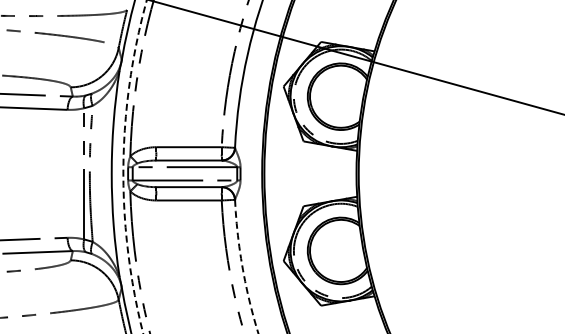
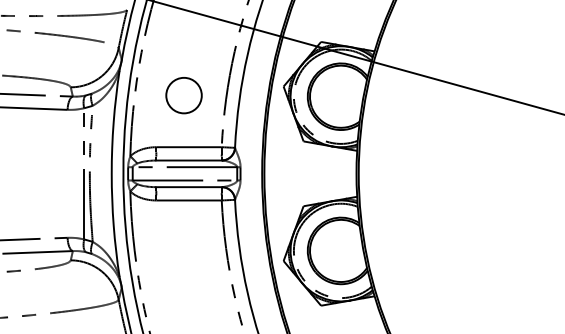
circle: none -> present (183, 95)
arc: dashed -> solid (123, 164)
arc: dashed -> solid (242, 268)
